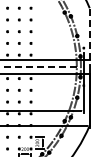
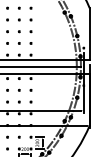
line: dashed -> solid (89, 34)
line: dashed -> solid (40, 66)
